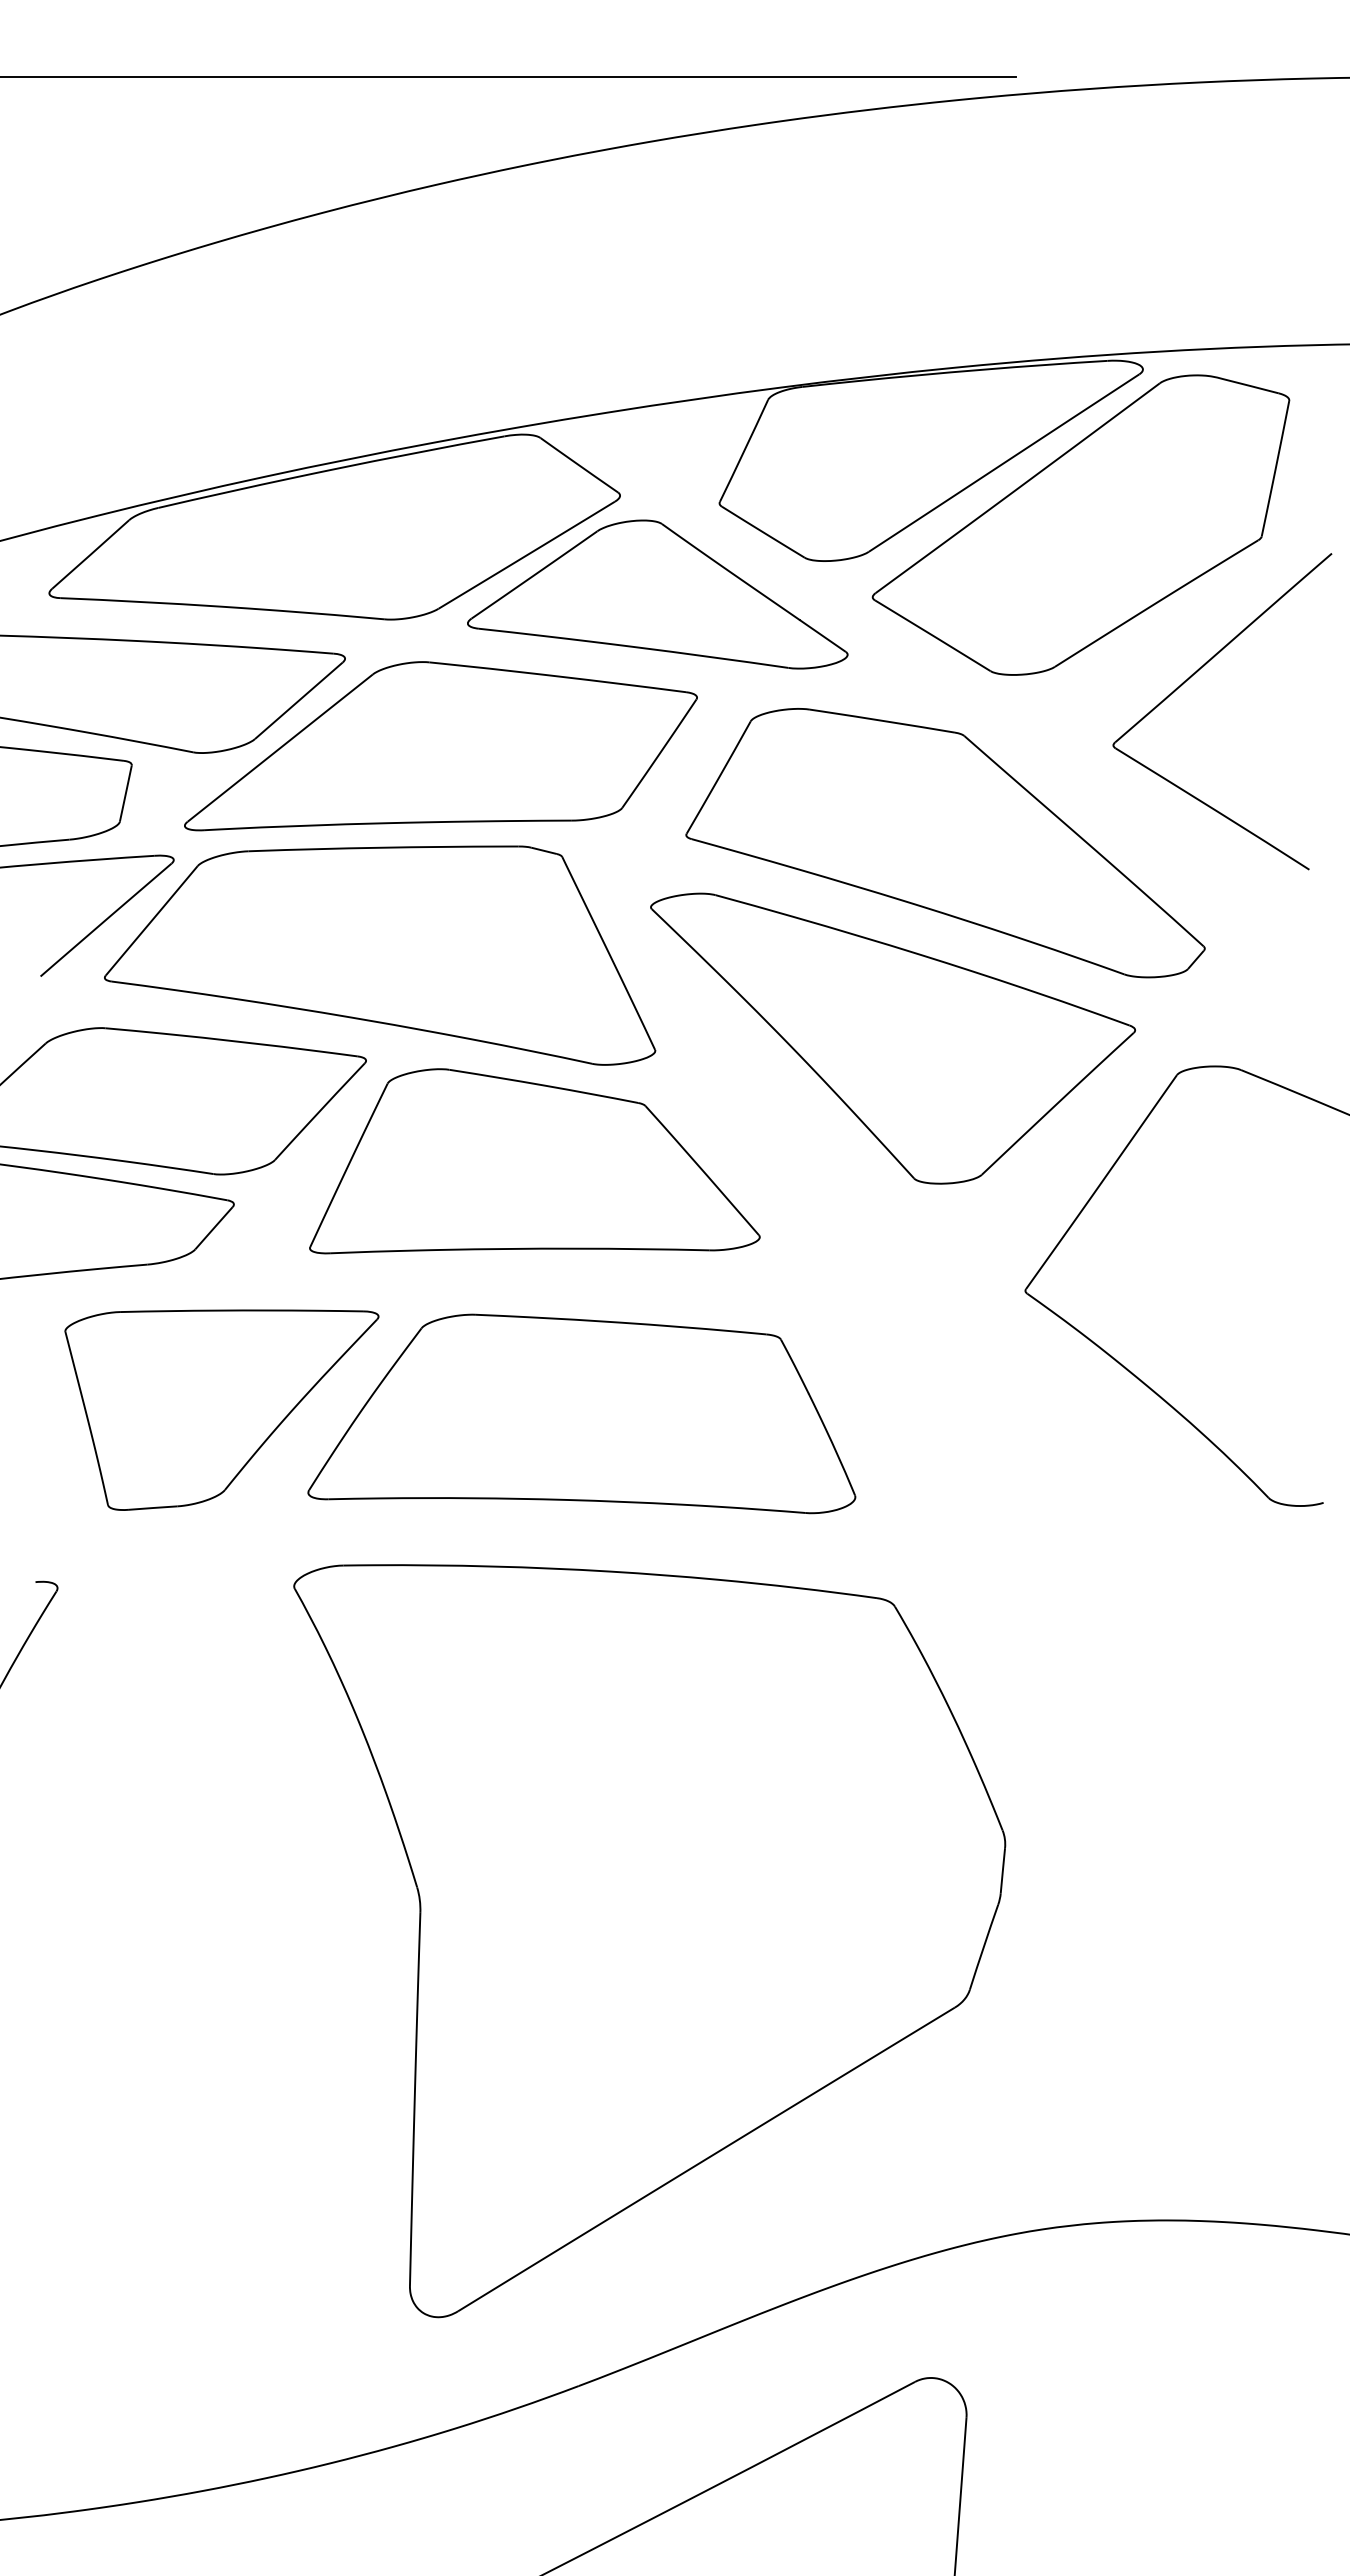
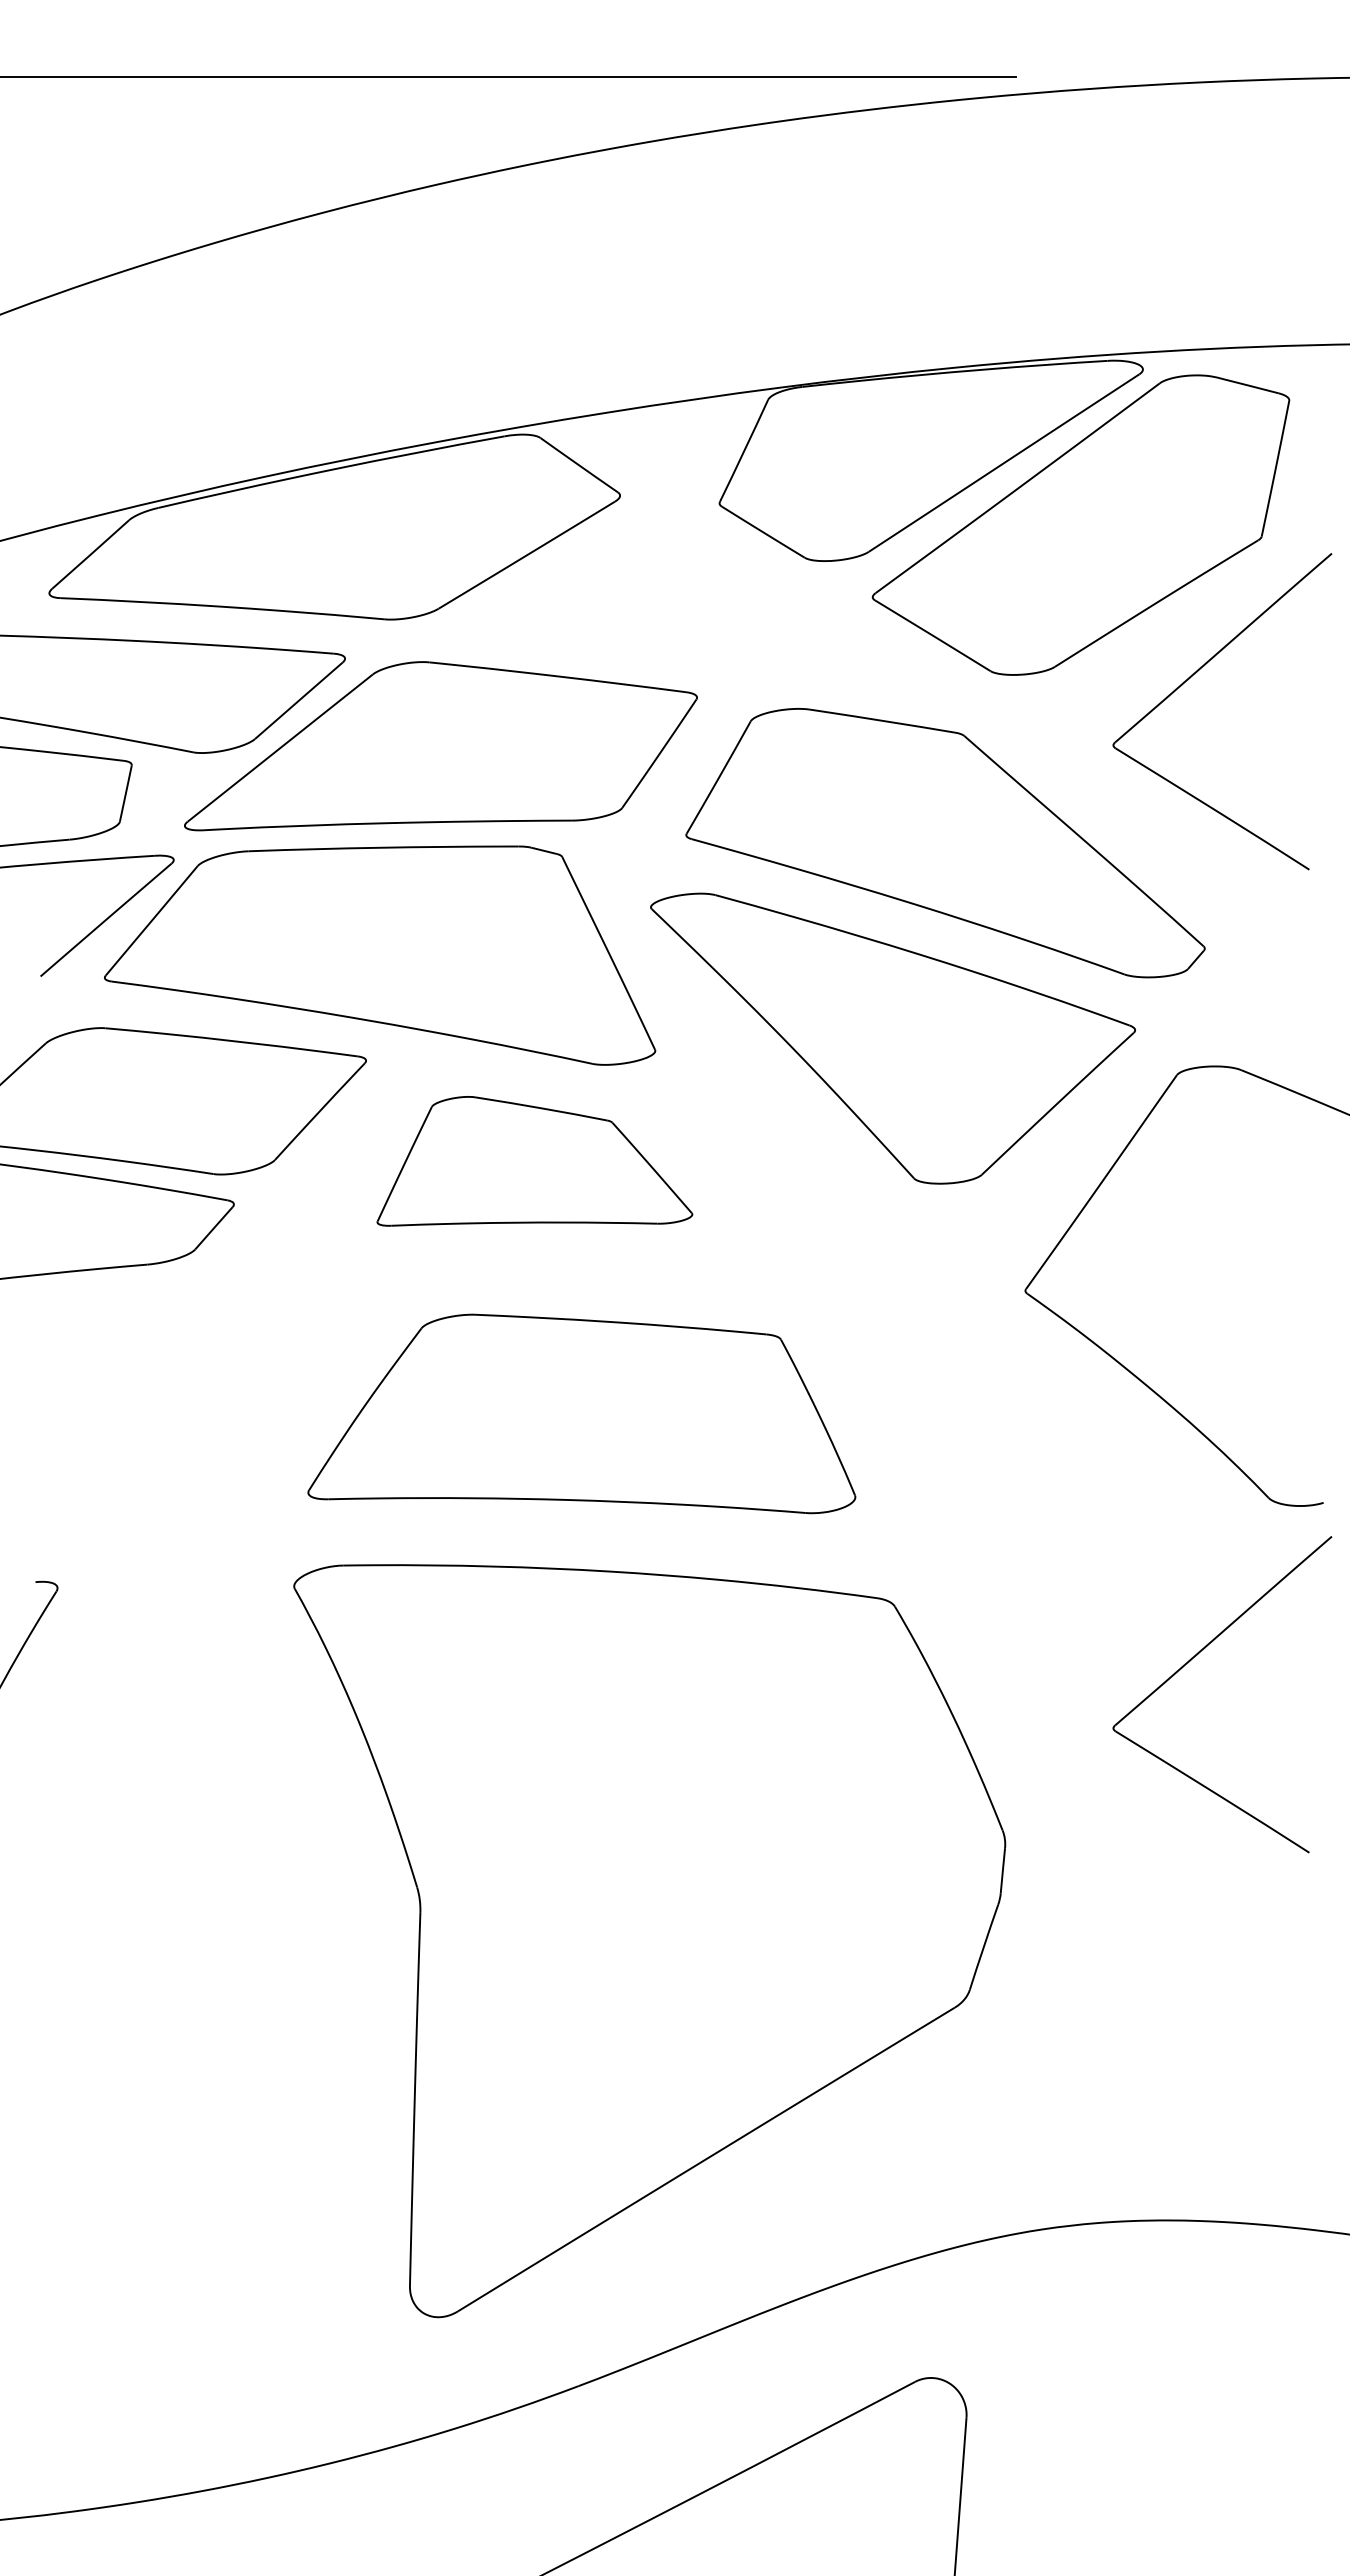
part: present -> none (657, 594)
part size: 452x187 px -> 318x131 px (534, 1161)
part: present -> none (221, 1409)
part: none -> present (1190, 1661)
